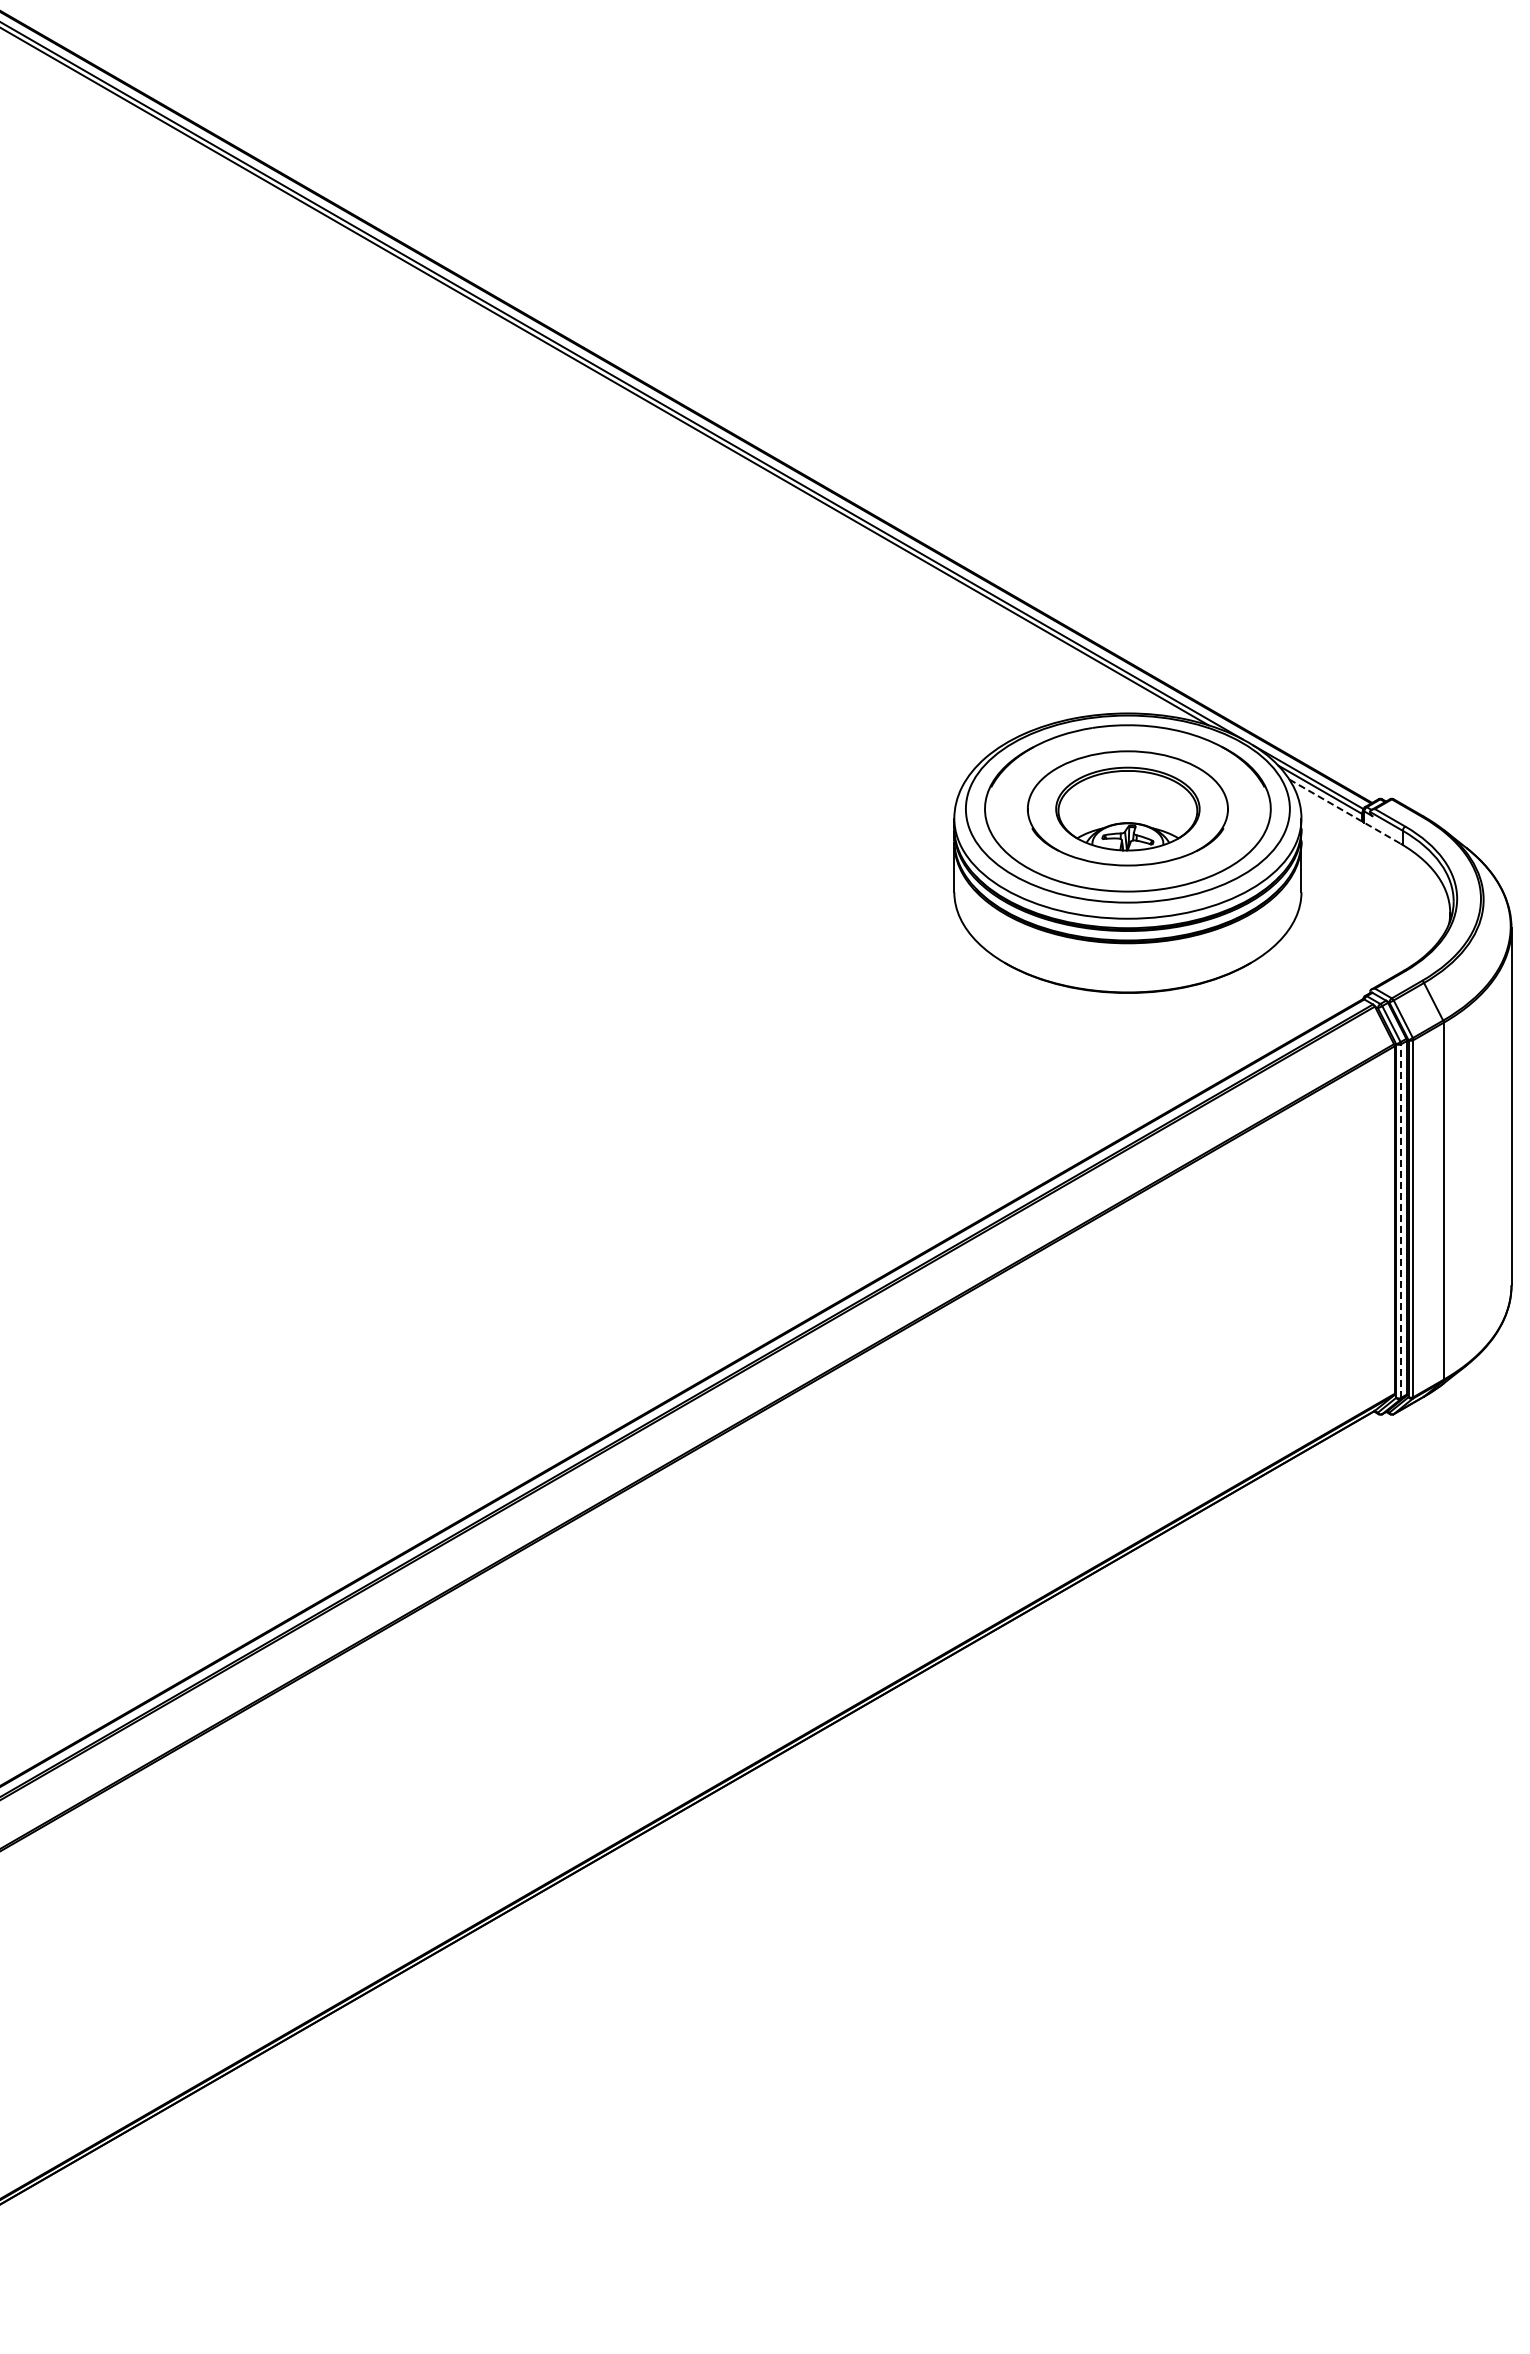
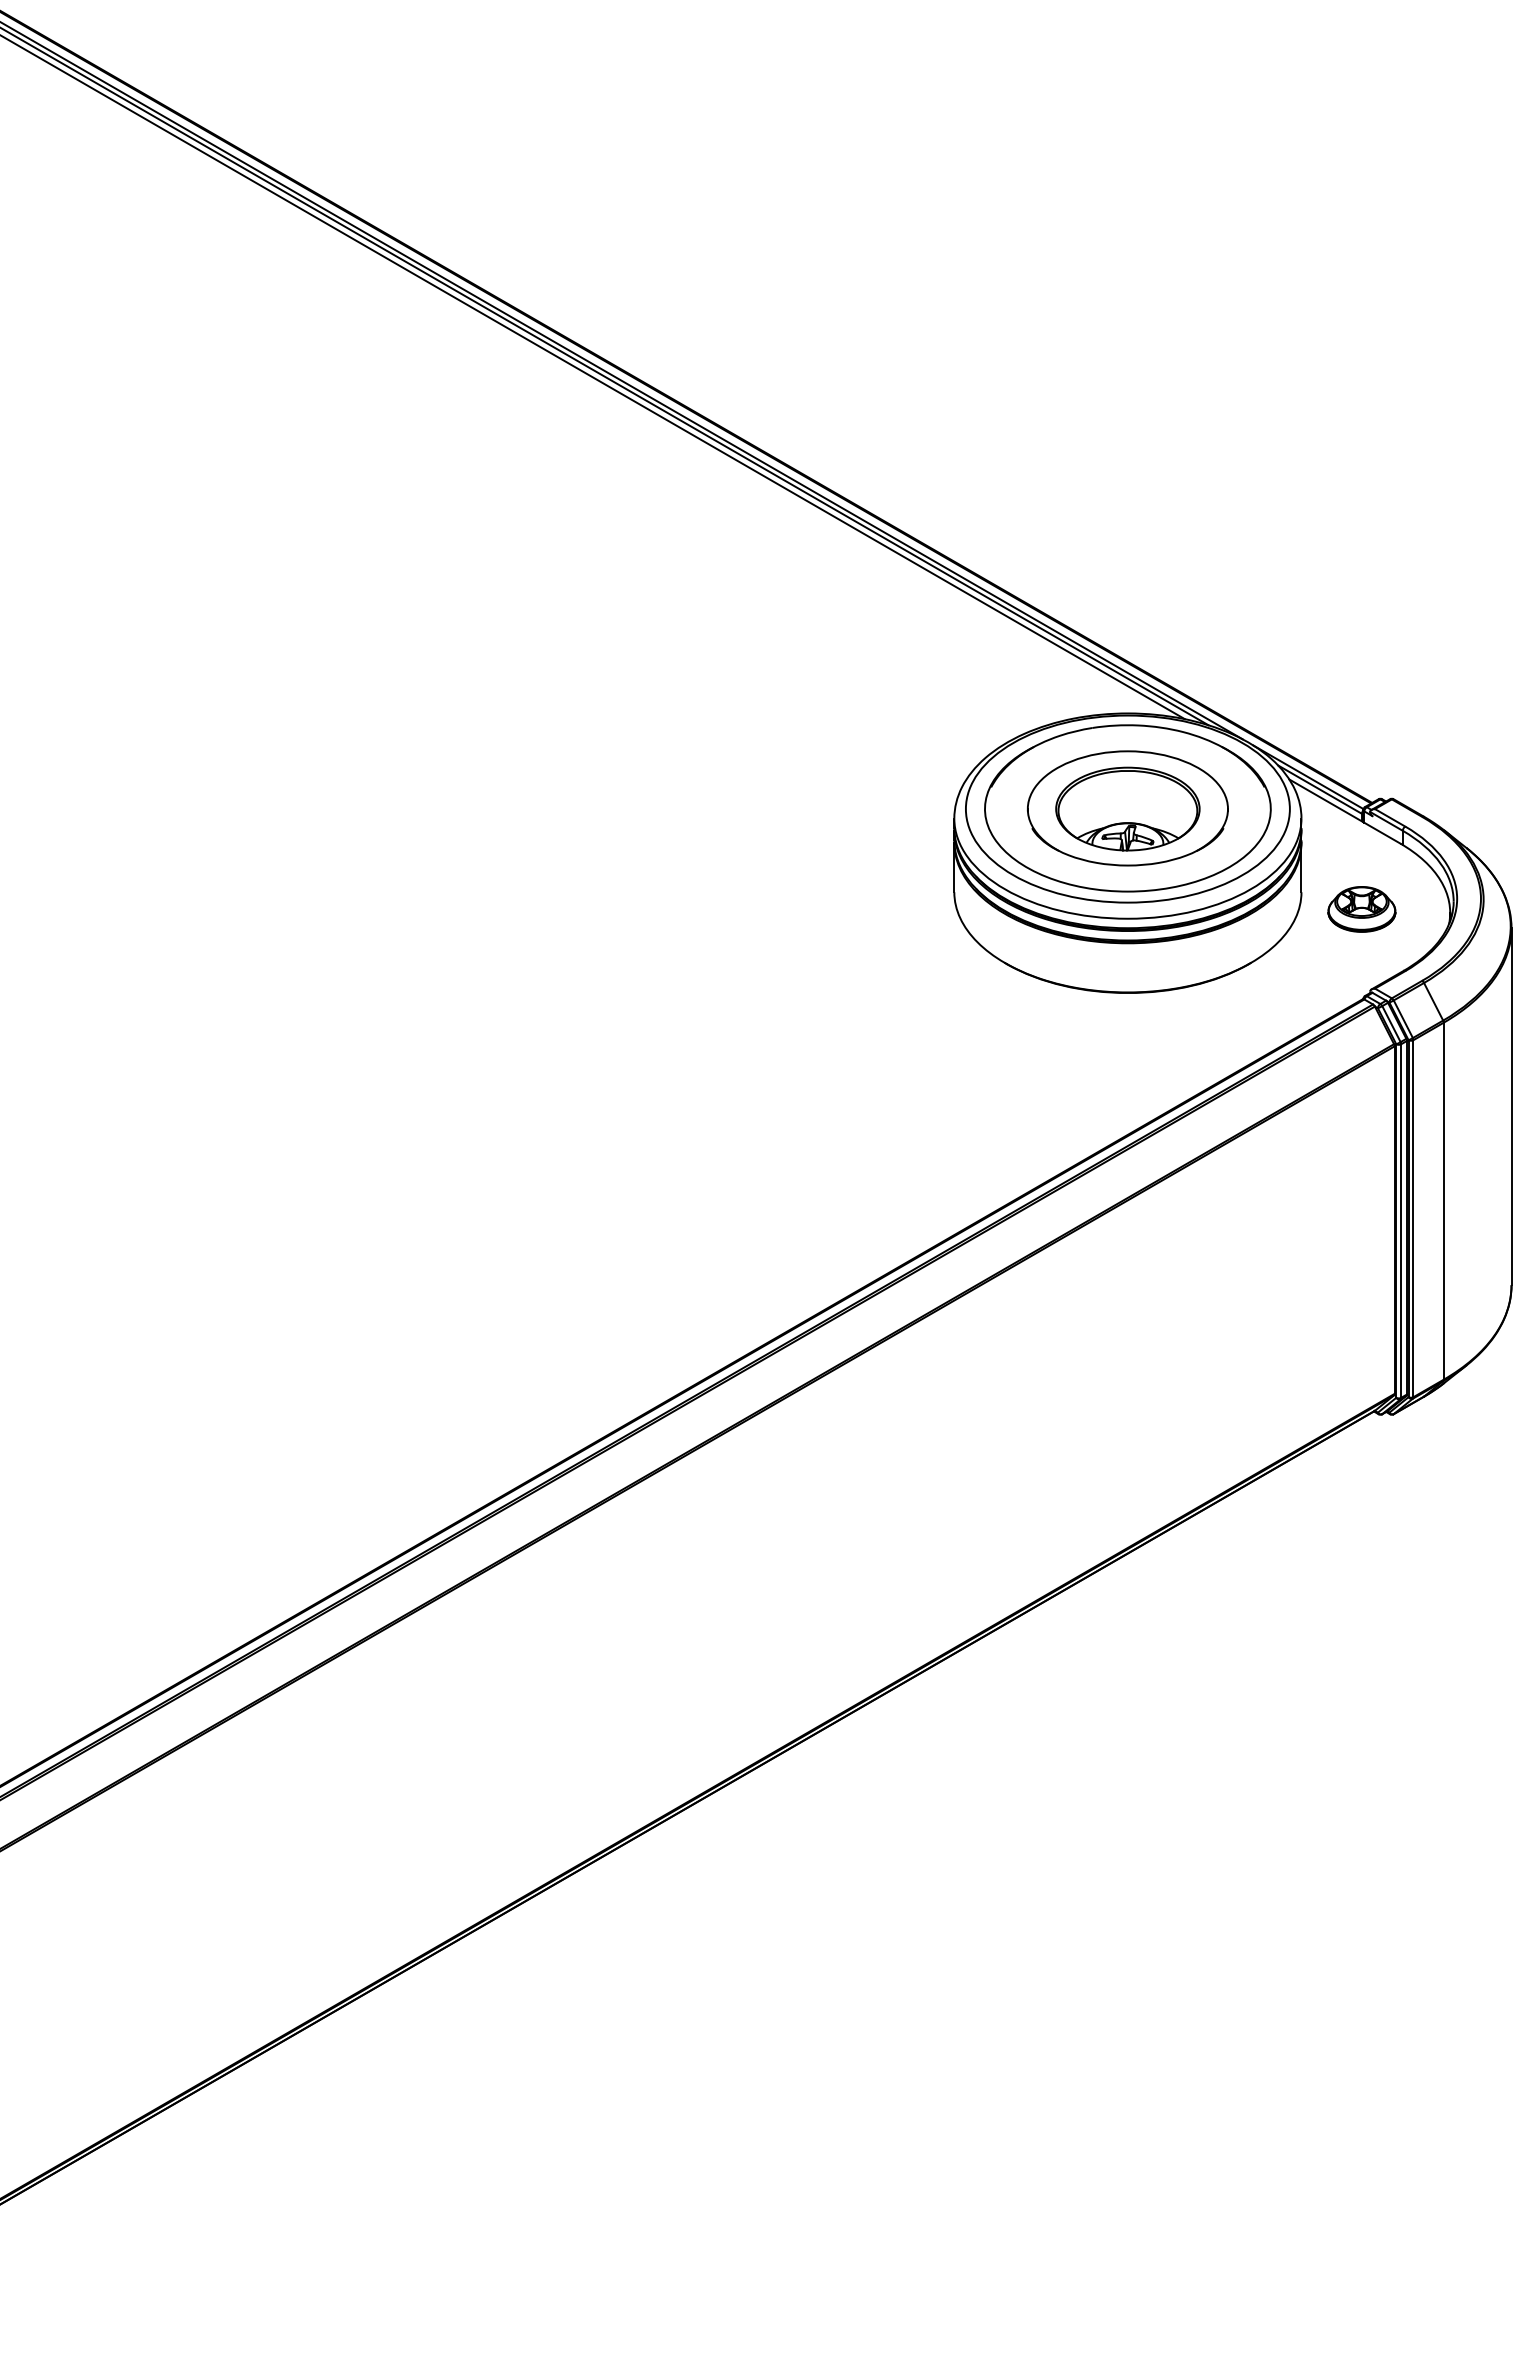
line: none -> present (593, 377)
line: dashed -> solid (1345, 811)
part: none -> present (1361, 909)
line: dashed -> solid (1401, 1221)
